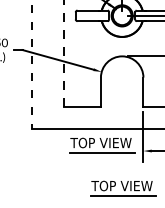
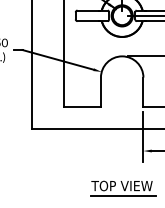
line: dashed -> solid (63, 53)
line: dashed -> solid (31, 64)
part: present -> none (102, 145)
